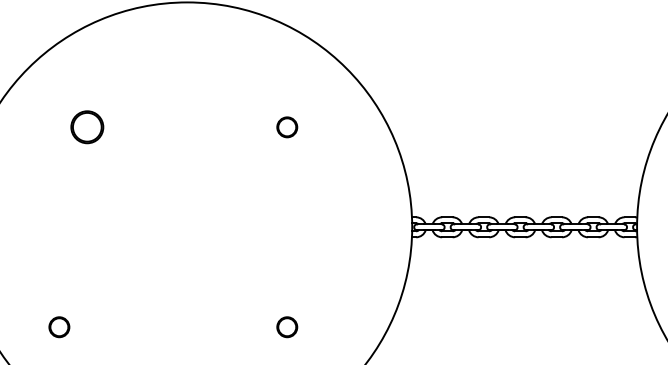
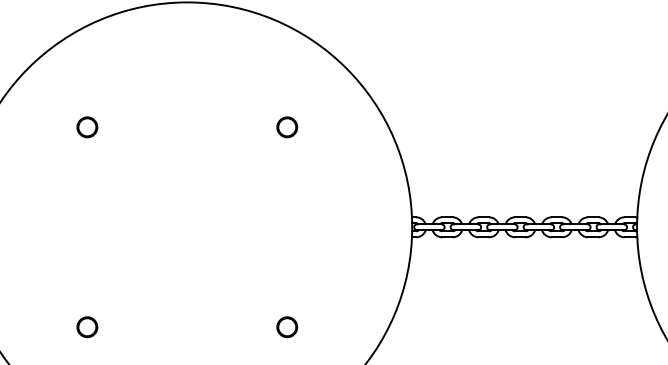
part size: 35x35 px -> 23x23 px (87, 127)
part position: (59, 327) -> (87, 327) (87, 327)
